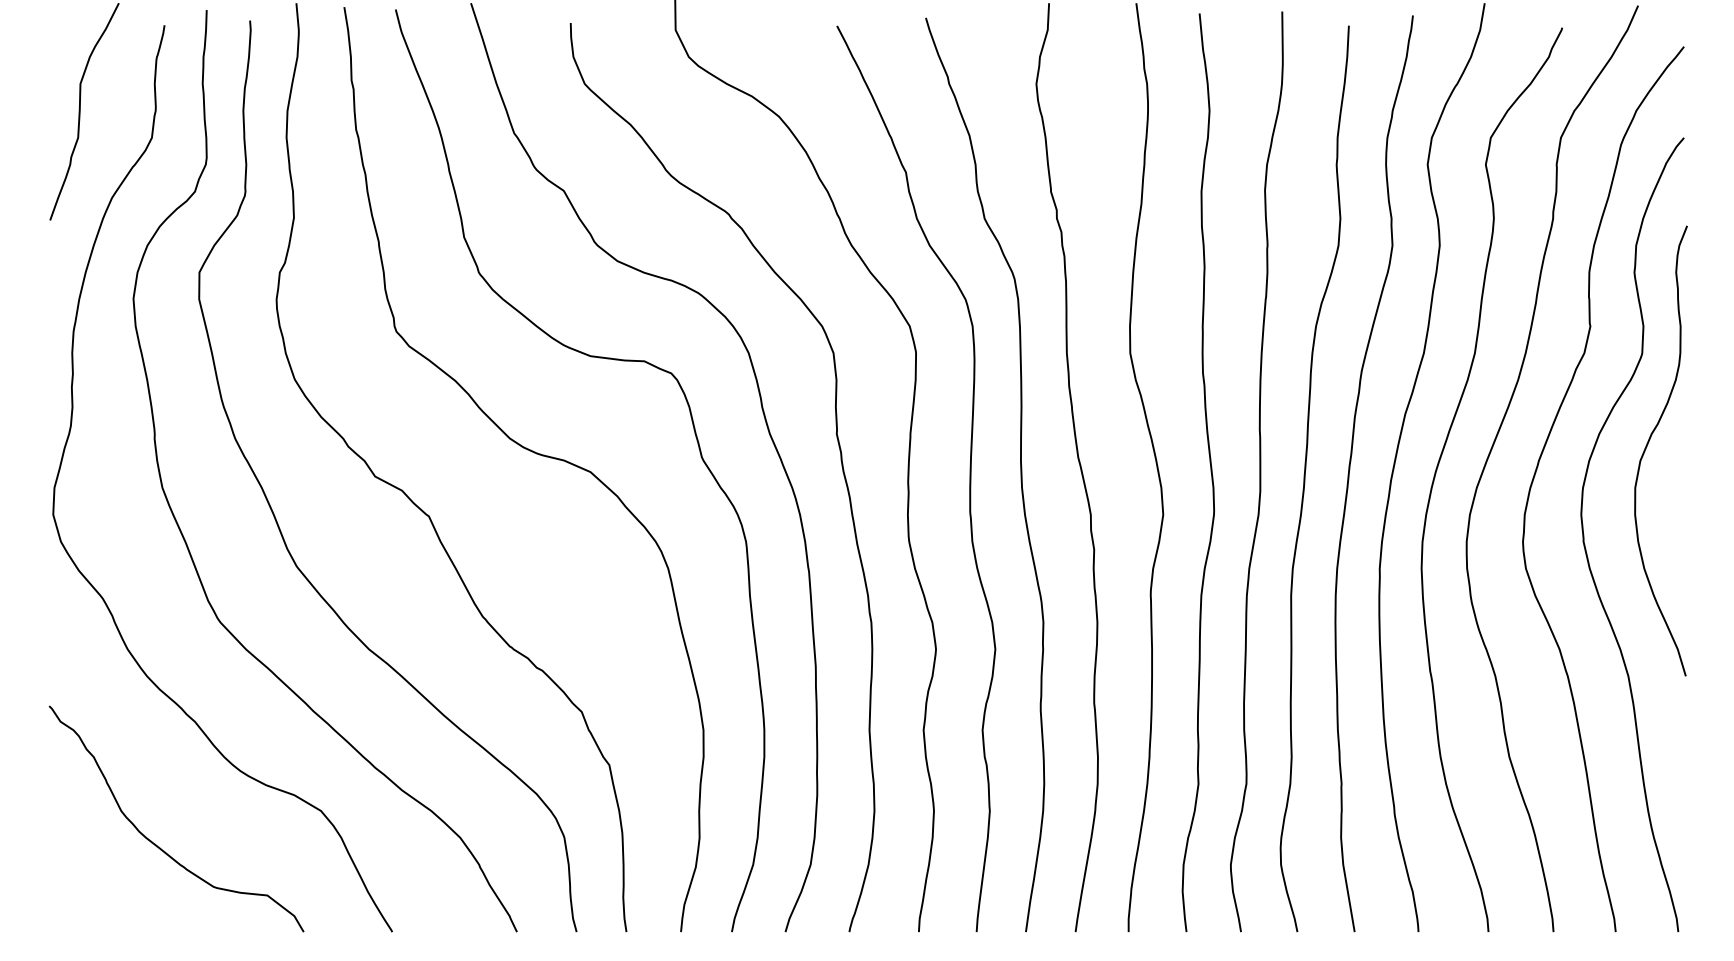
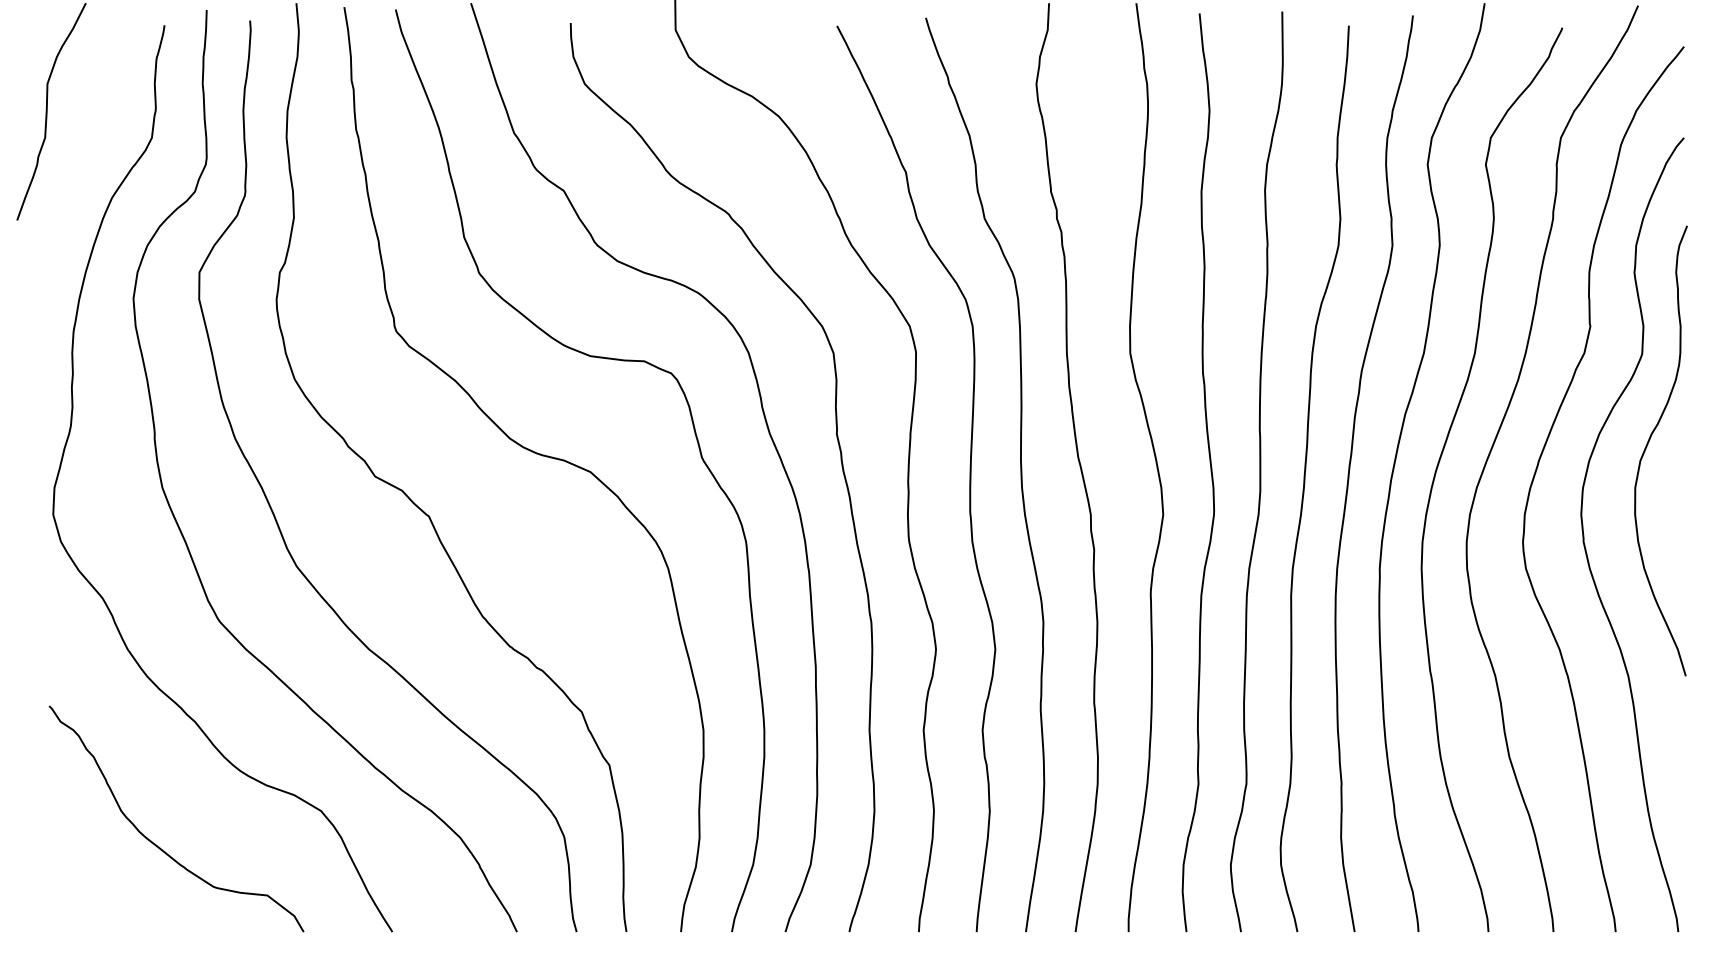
curve position: (80, 111) -> (47, 111) (47, 111)
